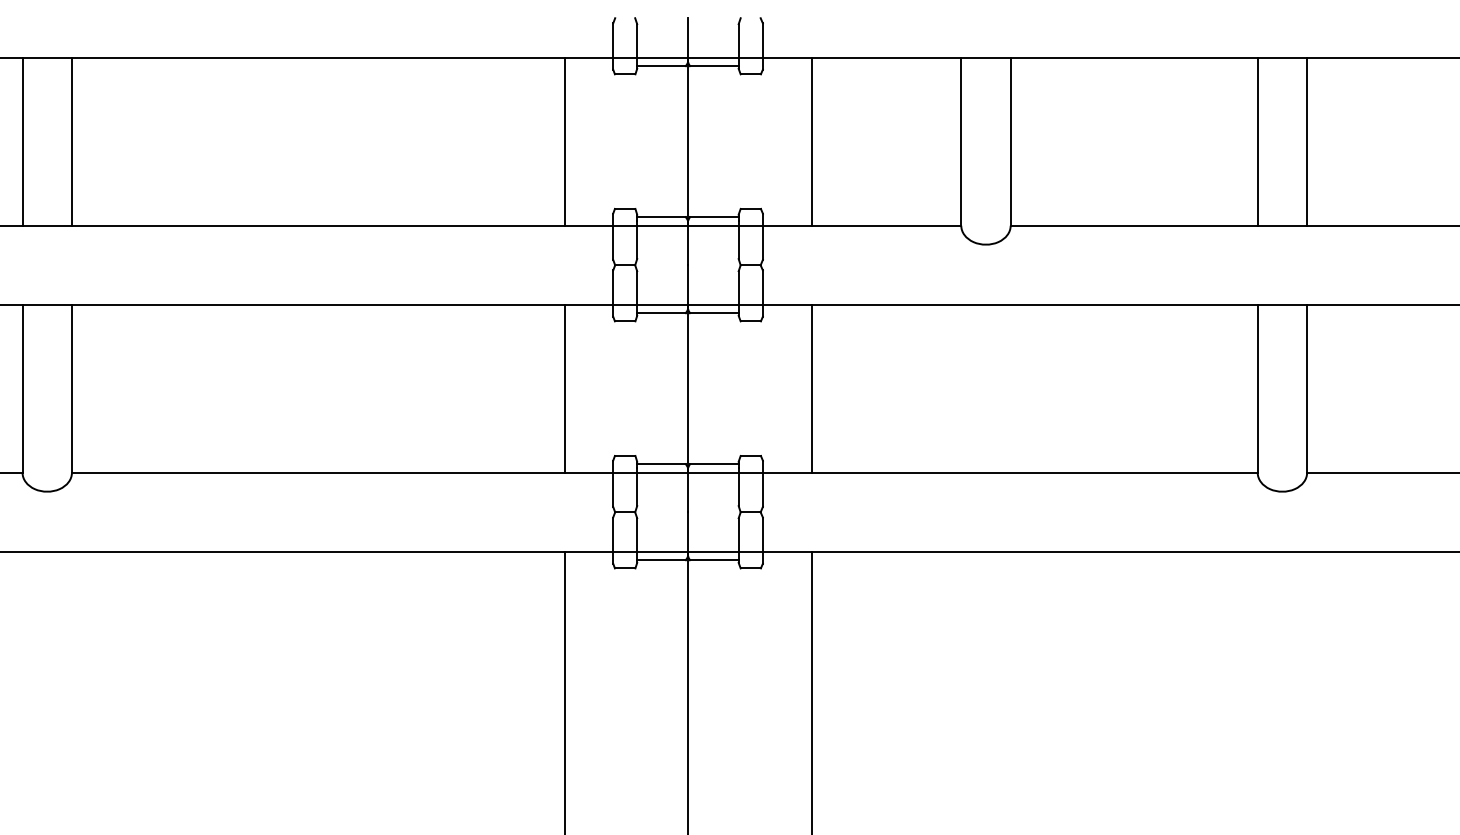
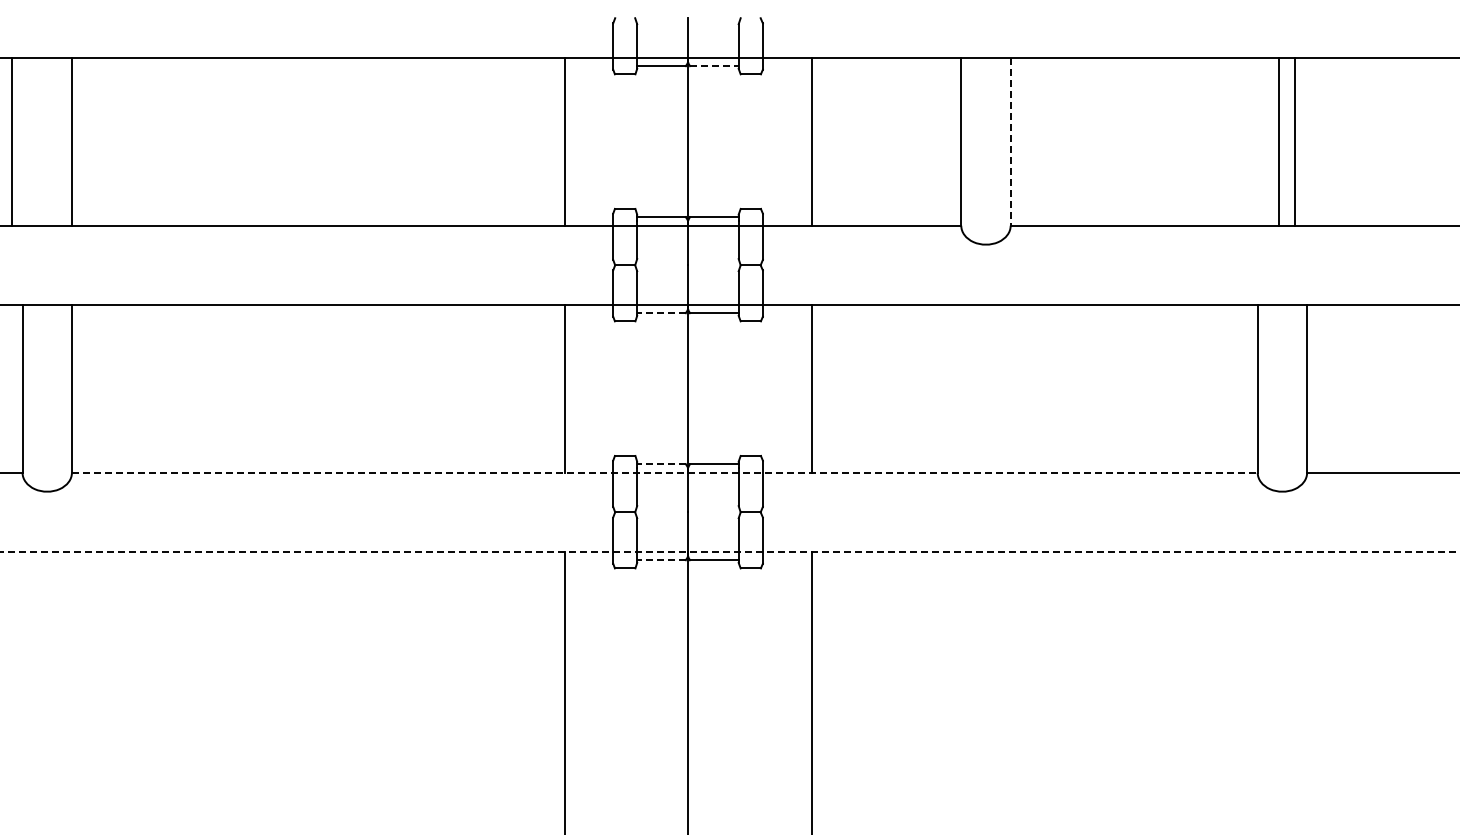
line: solid -> dashed (714, 66)
line position: (22, 141) -> (11, 141) (11, 141)
line: solid -> dashed (1010, 141)
line position: (1257, 141) -> (1278, 141) (1278, 141)
line position: (1307, 141) -> (1295, 141) (1295, 141)
line: solid -> dashed (661, 313)
line: solid -> dashed (661, 464)
line: solid -> dashed (664, 472)
line: solid -> dashed (729, 551)
line: solid -> dashed (661, 560)
